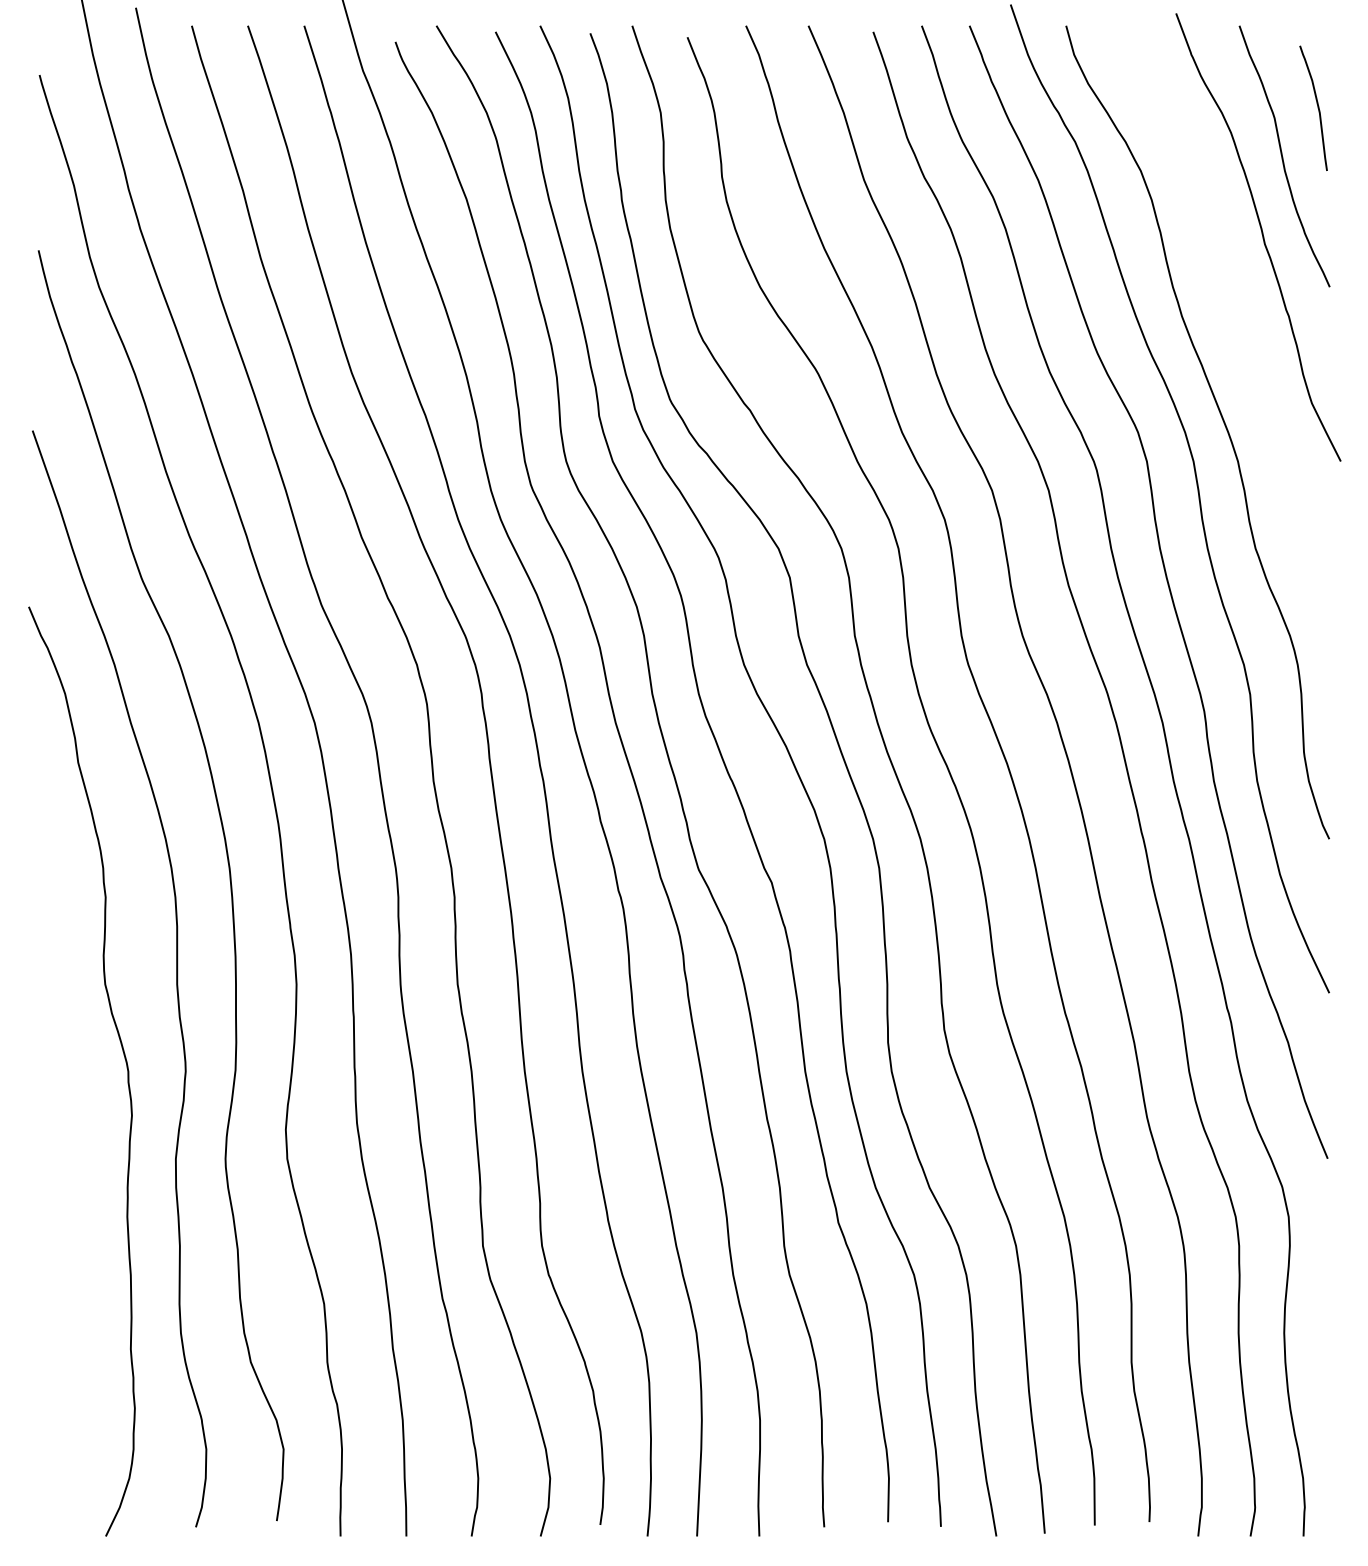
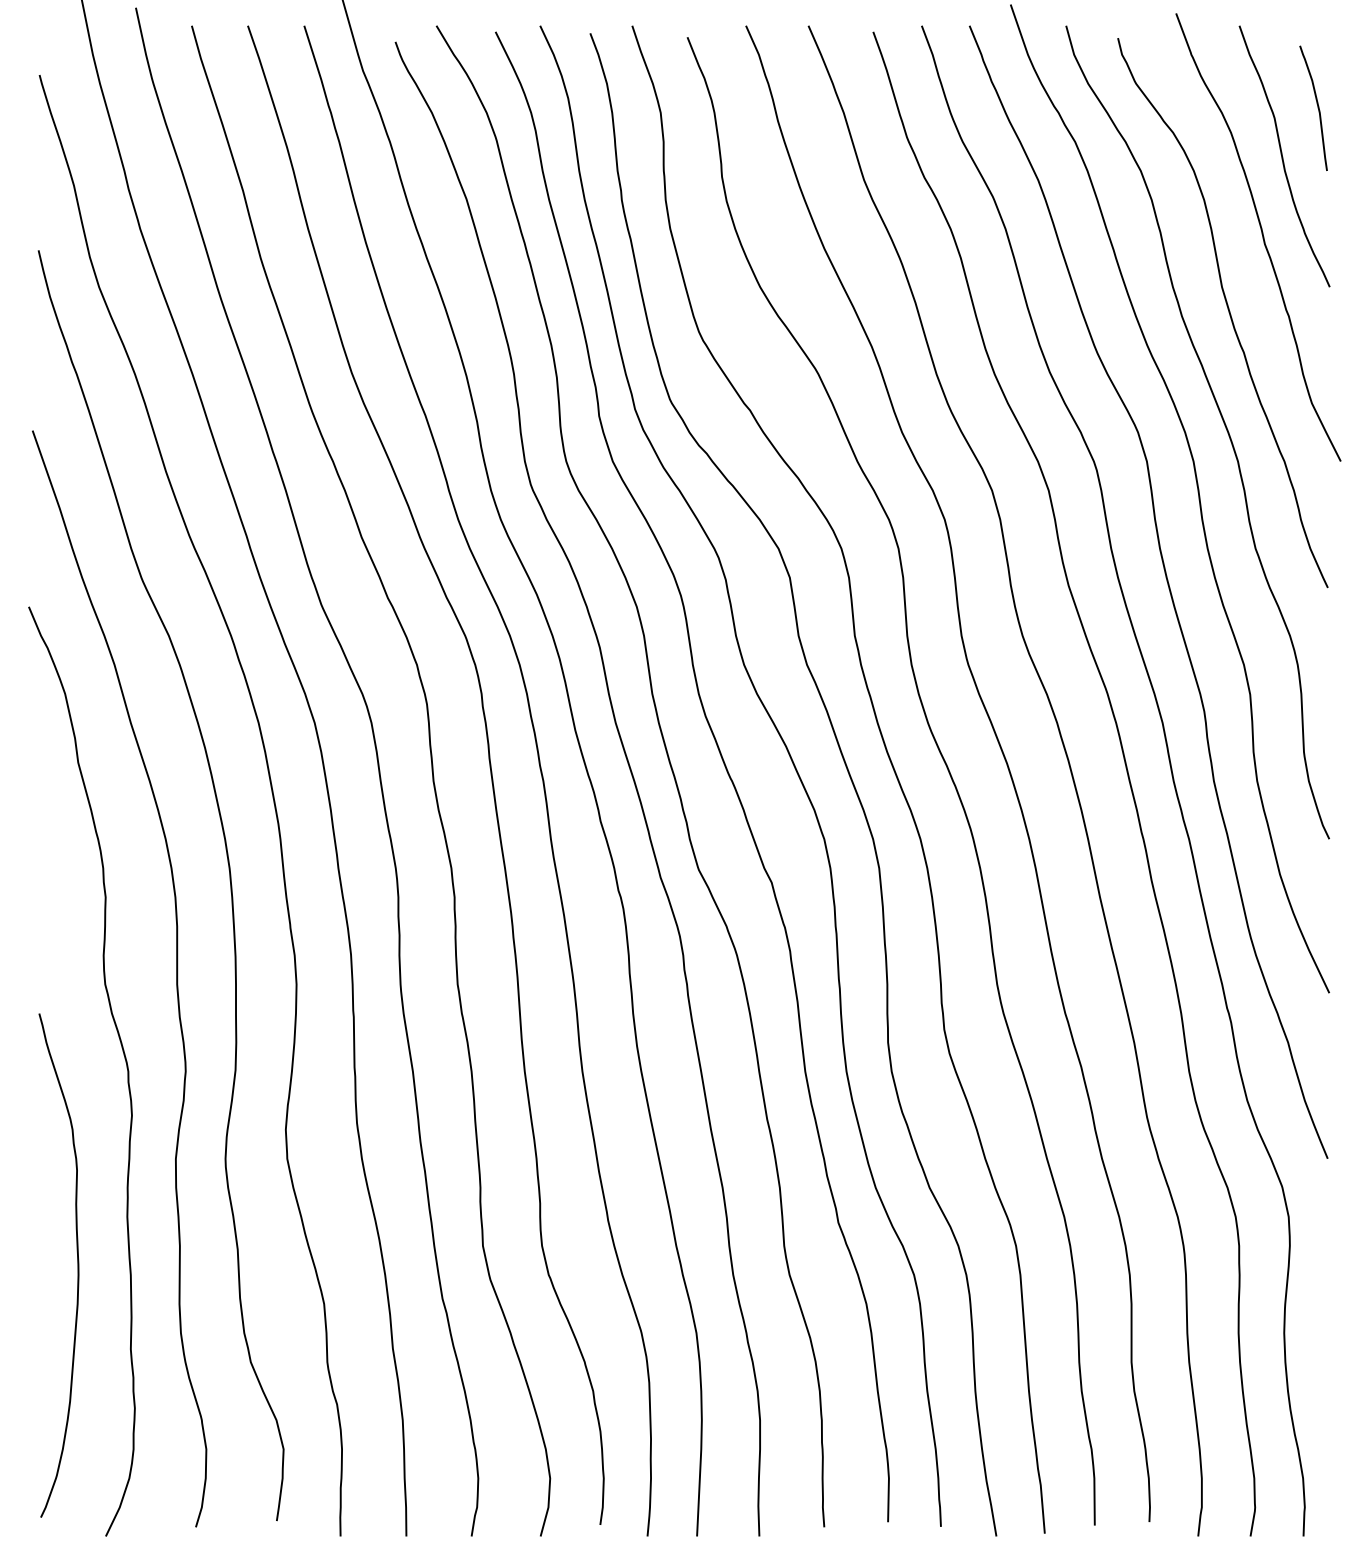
curve: none -> present (1228, 312)
curve: none -> present (77, 1265)
